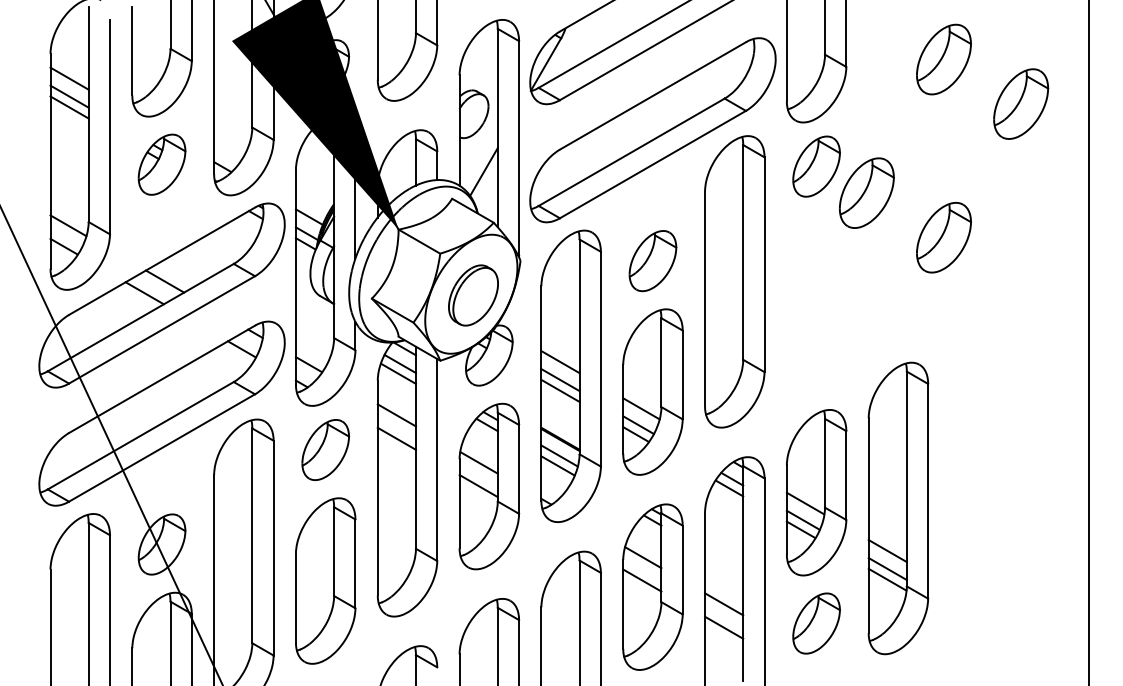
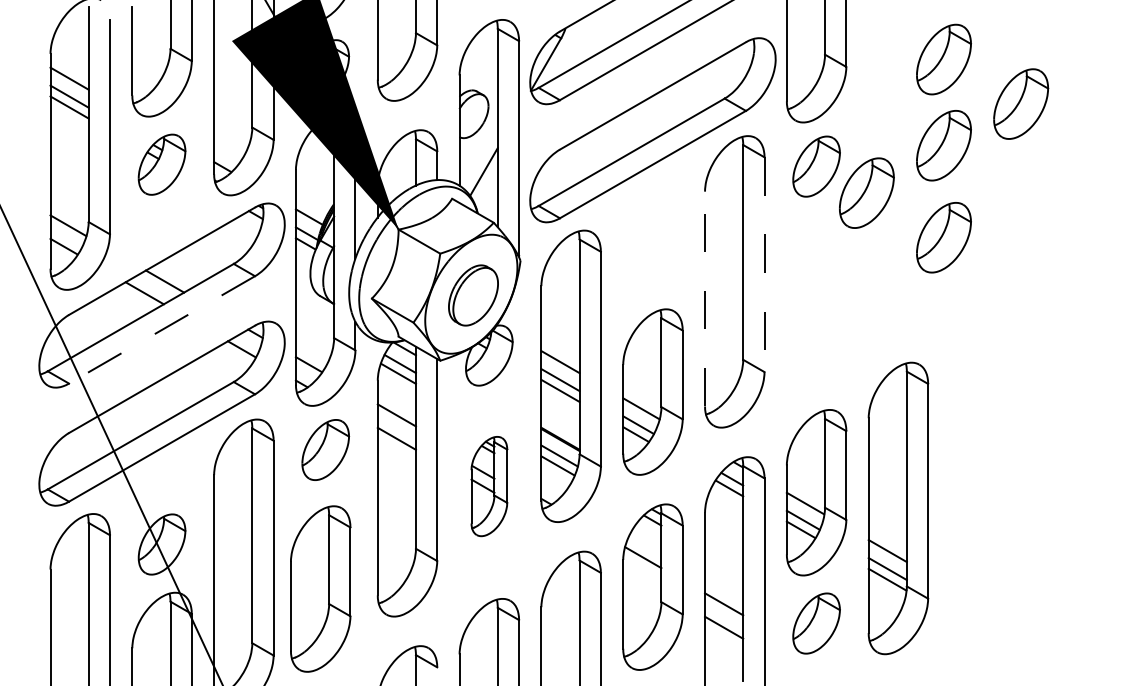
part: none -> present (943, 145)
part: present -> none (652, 261)
line: solid -> dashed (764, 265)
line: solid -> dashed (705, 298)
line: solid -> dashed (161, 330)
line: present -> none (1089, 342)
part size: 63x169 px -> 39x102 px (489, 486)
part position: (325, 580) -> (320, 588) (320, 588)
line: present -> none (642, 580)
